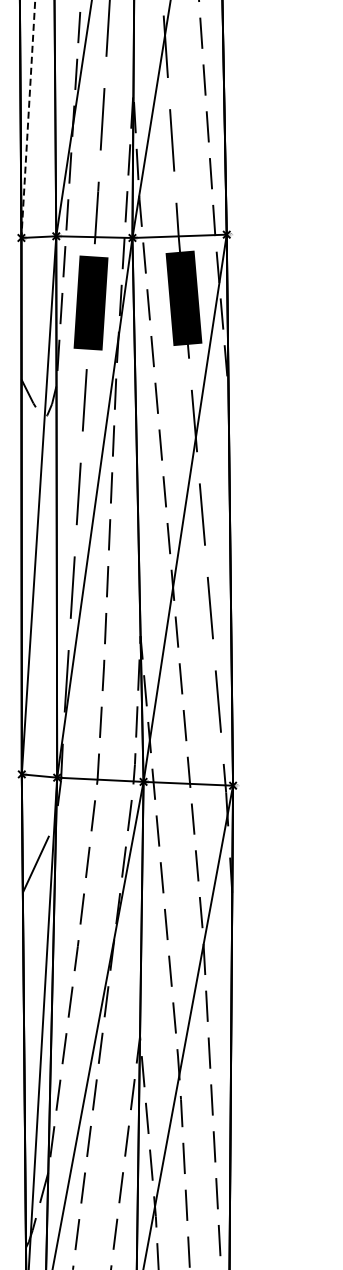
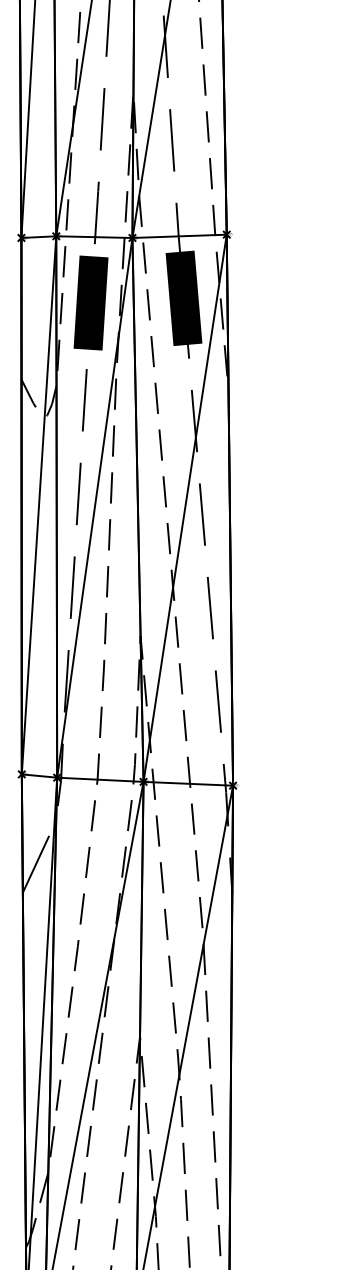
line: dashed -> solid (28, 119)
